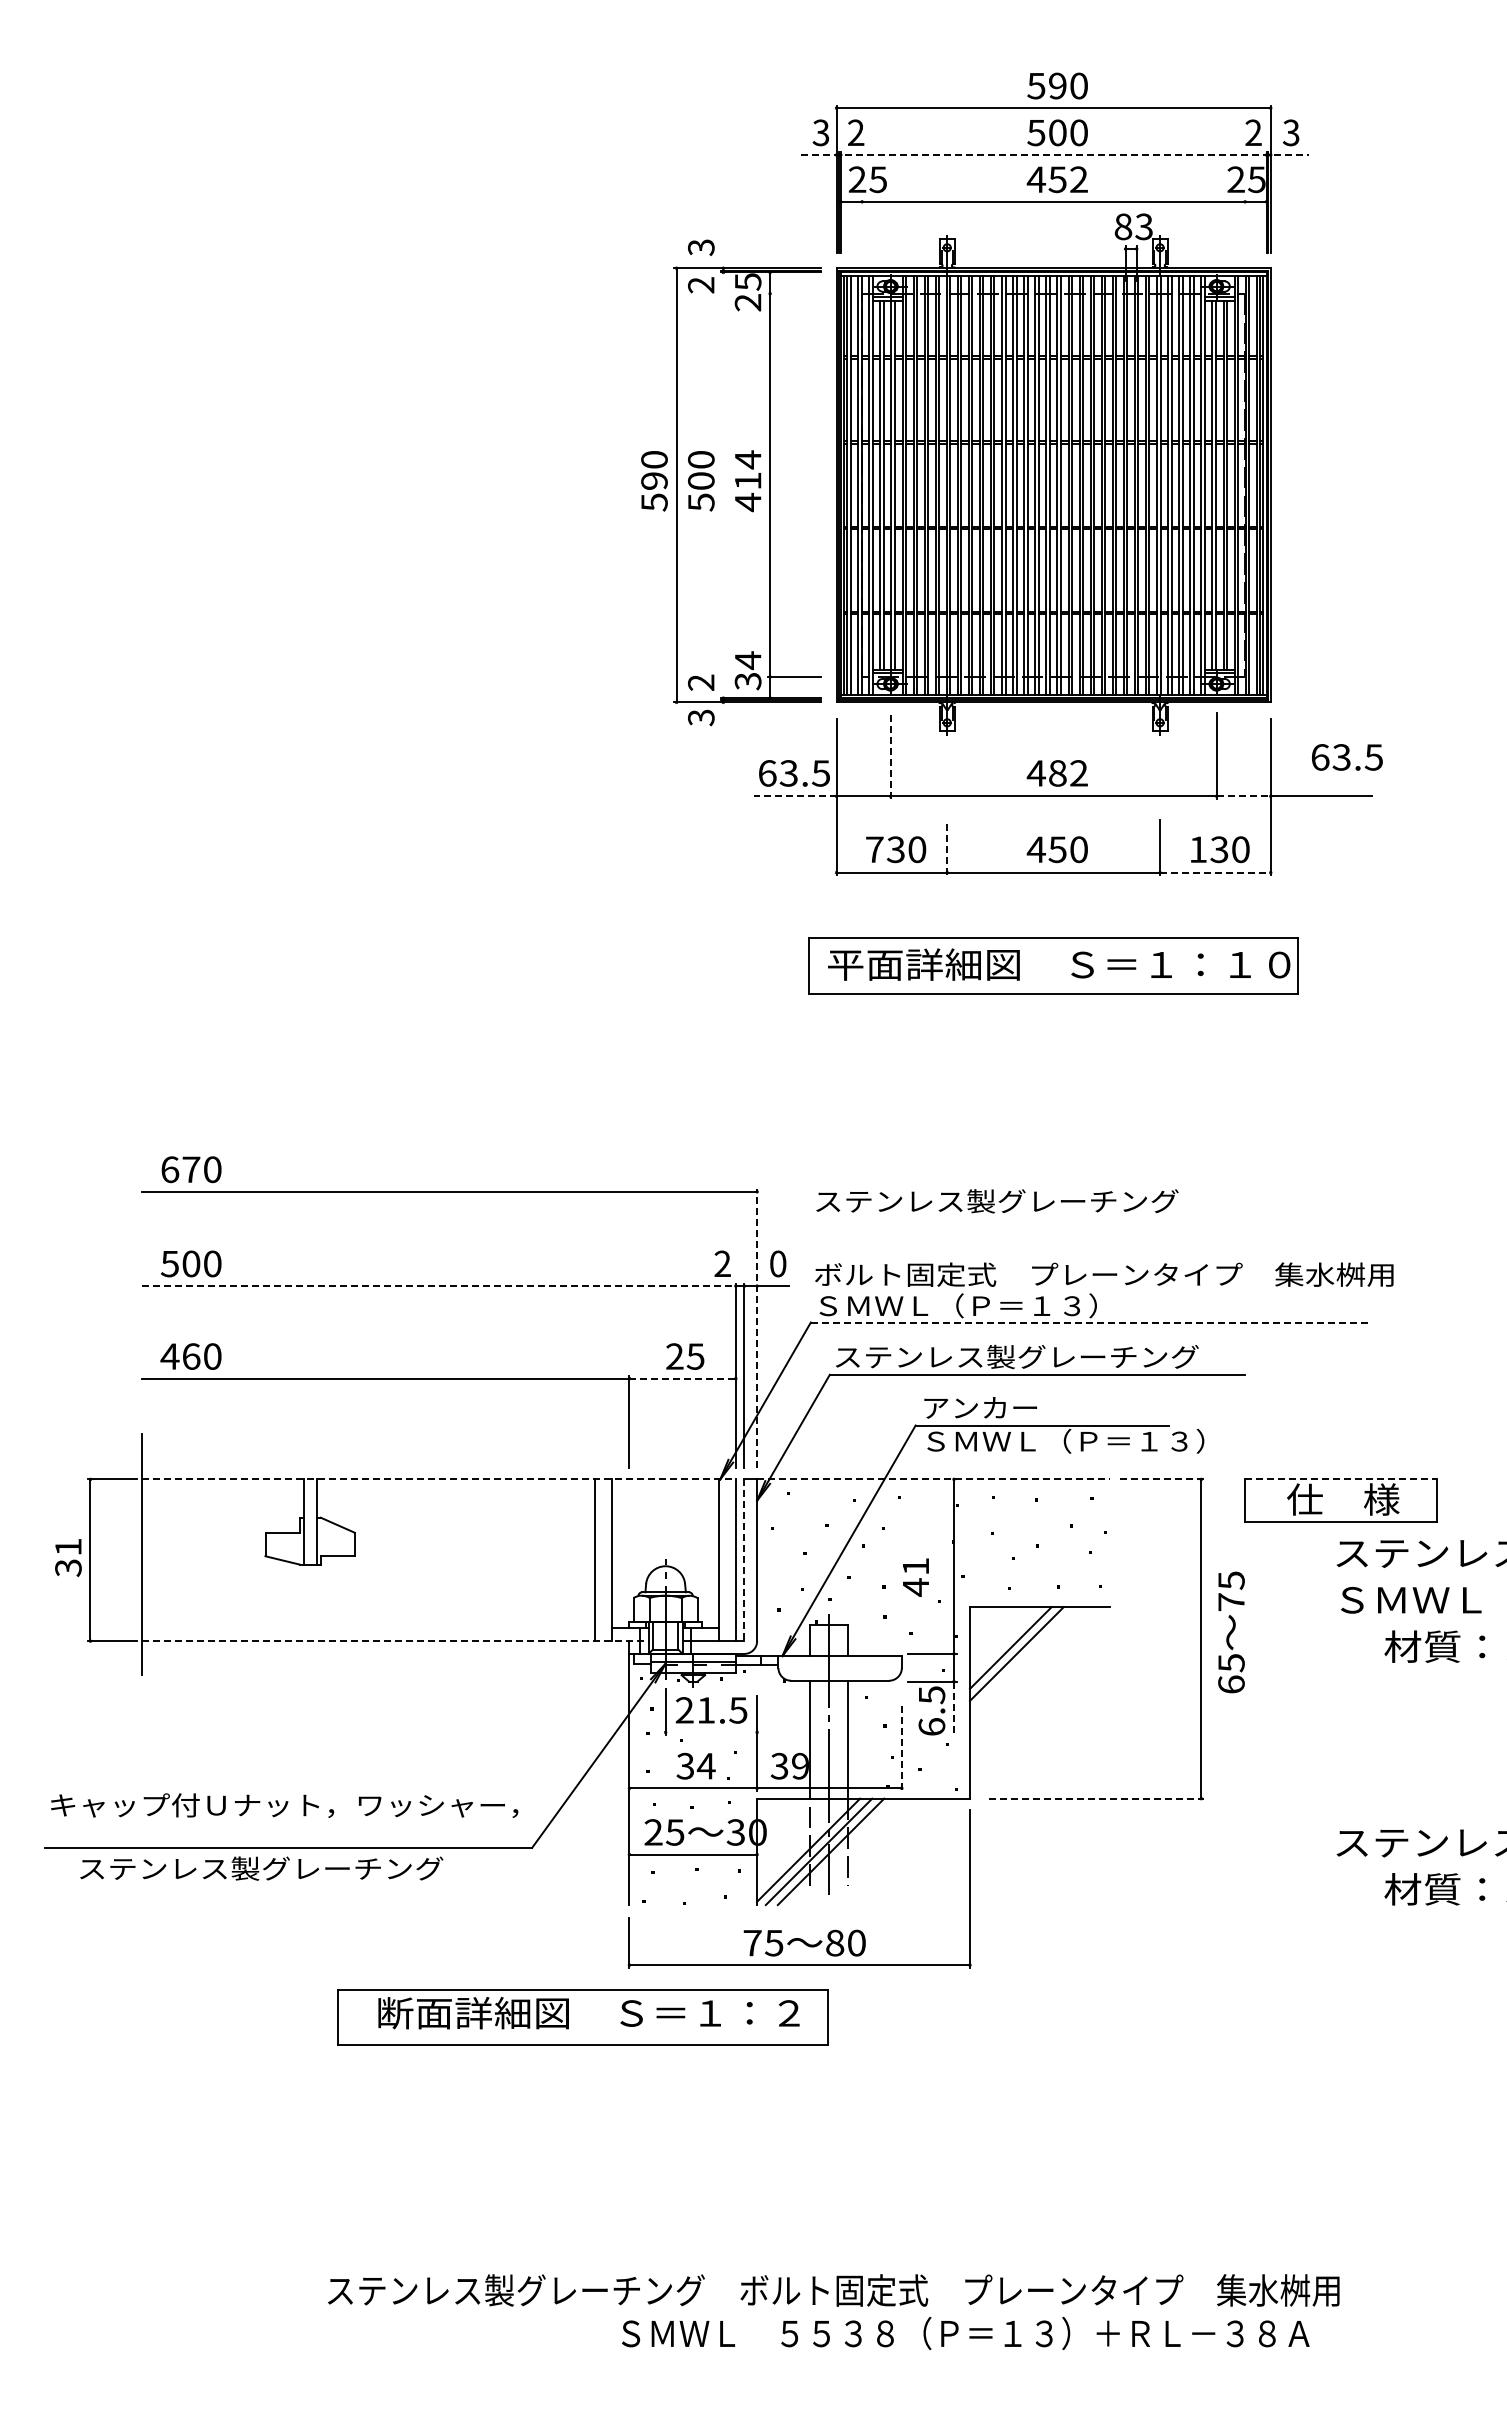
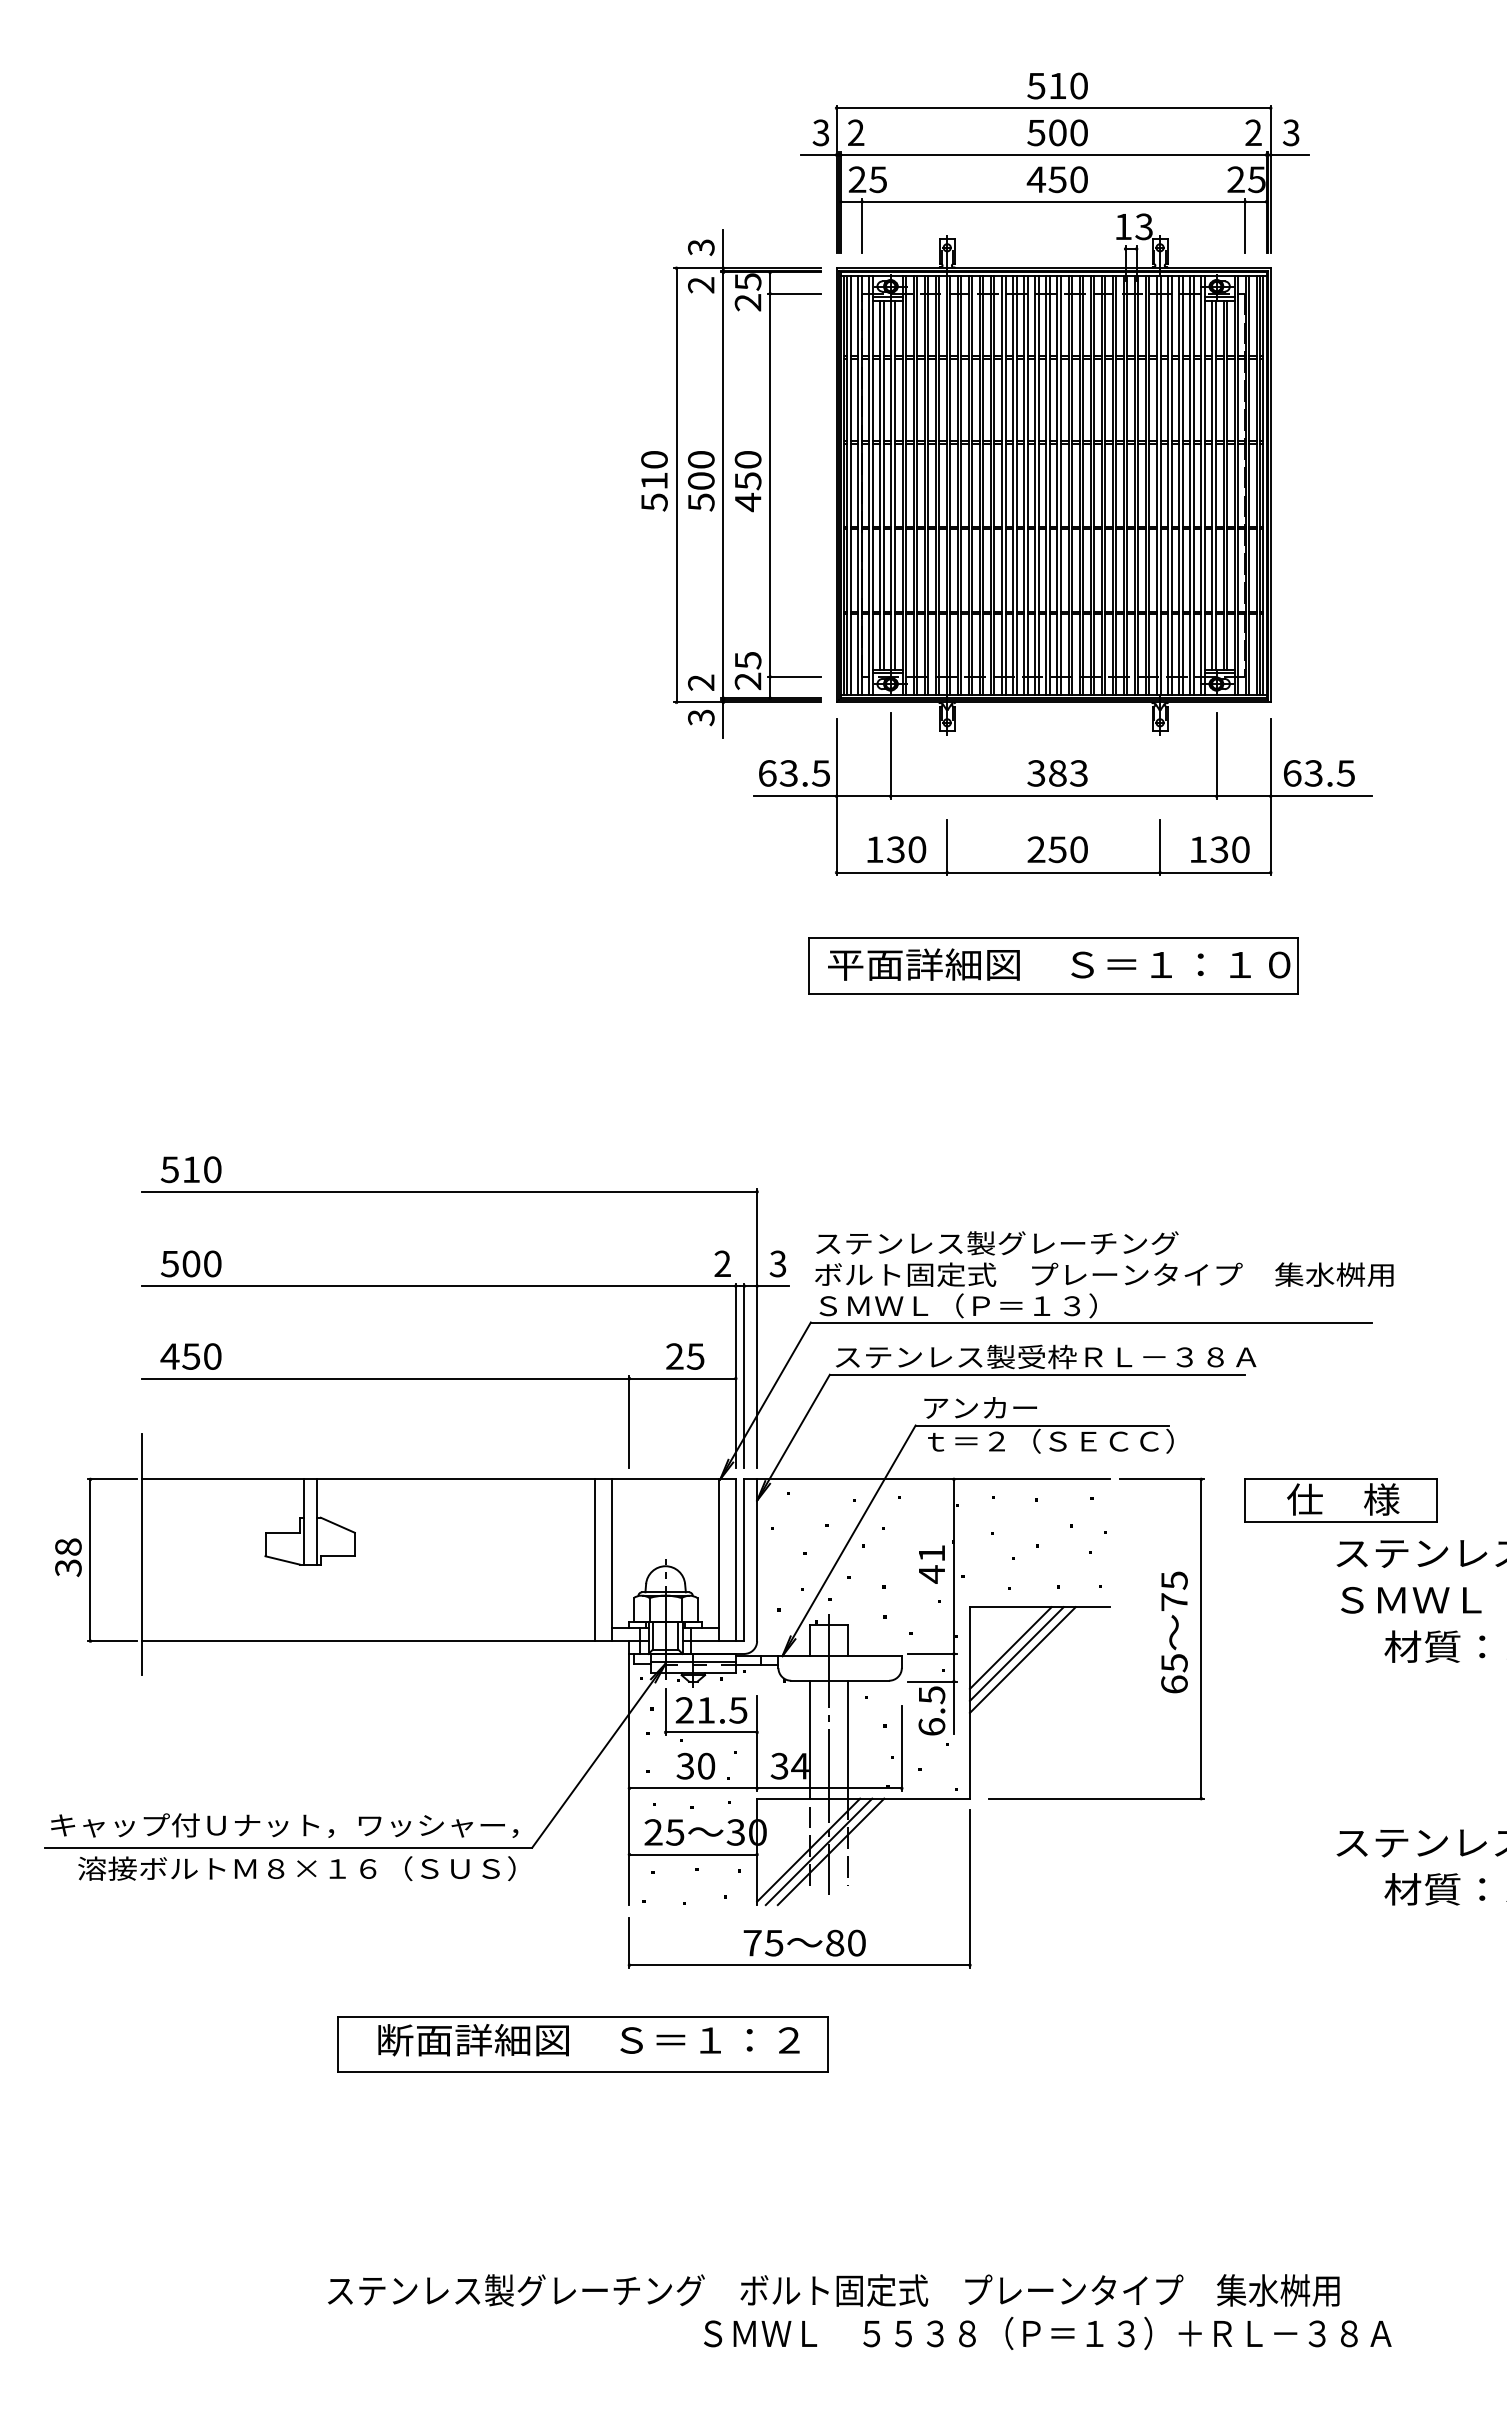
text: 590 -> 510 (1057, 85)
line: dashed -> solid (1055, 155)
text: 452 -> 450 (1078, 179)
line: none -> present (862, 225)
line: none -> present (1245, 225)
text: 83 -> 13 (1123, 226)
line: none -> present (794, 293)
text: 414 -> 450 (747, 470)
text: 590 -> 510 (654, 480)
line: none -> present (723, 483)
text: 34 -> 25 (748, 670)
line: dashed -> solid (890, 756)
text position: (1347, 757) -> (1319, 773) (1319, 773)
text: 482 -> 383 (1056, 773)
line: dashed -> solid (794, 796)
line: dashed -> solid (1244, 796)
line: dashed -> solid (947, 847)
text: 730 -> 130 (874, 849)
text: 450 -> 250 (1035, 849)
line: dashed -> solid (1215, 872)
text: 670 -> 510 (180, 1169)
text position: (997, 1201) -> (997, 1243) (997, 1243)
text: 0 -> 3 (777, 1263)
line: dashed -> solid (438, 1286)
line: dashed -> solid (1091, 1322)
line: dashed -> solid (757, 1328)
text: 460 -> 450 (191, 1356)
text: ステンレス製グレーチング -> ステンレス製受枠ＲＬ－３８Ａ (1137, 1356)
line: dashed -> solid (683, 1378)
text: ＳＭＷＬ（Ｐ＝１３） -> ｔ＝２（ＳＥＣＣ） (1065, 1440)
line: dashed -> solid (438, 1479)
line: dashed -> solid (933, 1479)
line: dashed -> solid (1162, 1479)
line: dashed -> solid (1341, 1479)
text: 31 -> 38 (68, 1546)
line: dashed -> solid (744, 1560)
text position: (915, 1577) -> (931, 1564) (931, 1564)
text position: (1231, 1632) -> (1174, 1632) (1174, 1632)
line: dashed -> solid (395, 1641)
line: none -> present (1022, 1659)
line: dashed -> solid (953, 1708)
line: none -> present (711, 1732)
line: dashed -> solid (901, 1749)
text: 34 -> 30 (705, 1765)
text: 39 -> 34 (799, 1765)
line: dashed -> solid (1096, 1798)
text position: (284, 1805) -> (284, 1825) (284, 1825)
text: ステンレス製グレーチング -> 溶接ボルトＭ８×１６（ＳＵＳ） (296, 1868)
part position: (582, 2017) -> (582, 2044) (582, 2044)
text position: (965, 2332) -> (1047, 2332) (1047, 2332)
